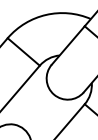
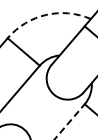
arc: solid -> dashed (46, 14)
line: solid -> dashed (69, 121)
